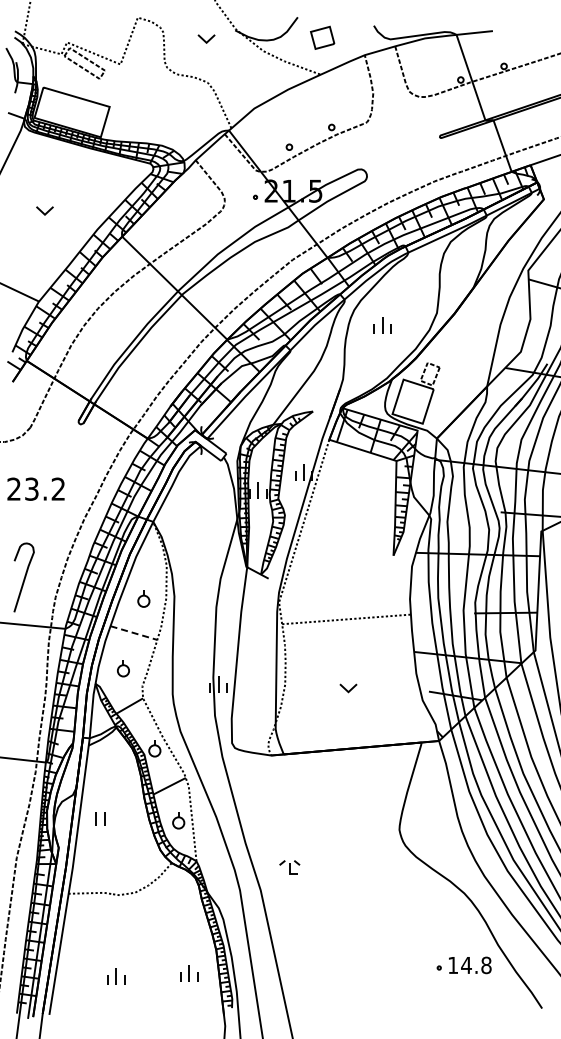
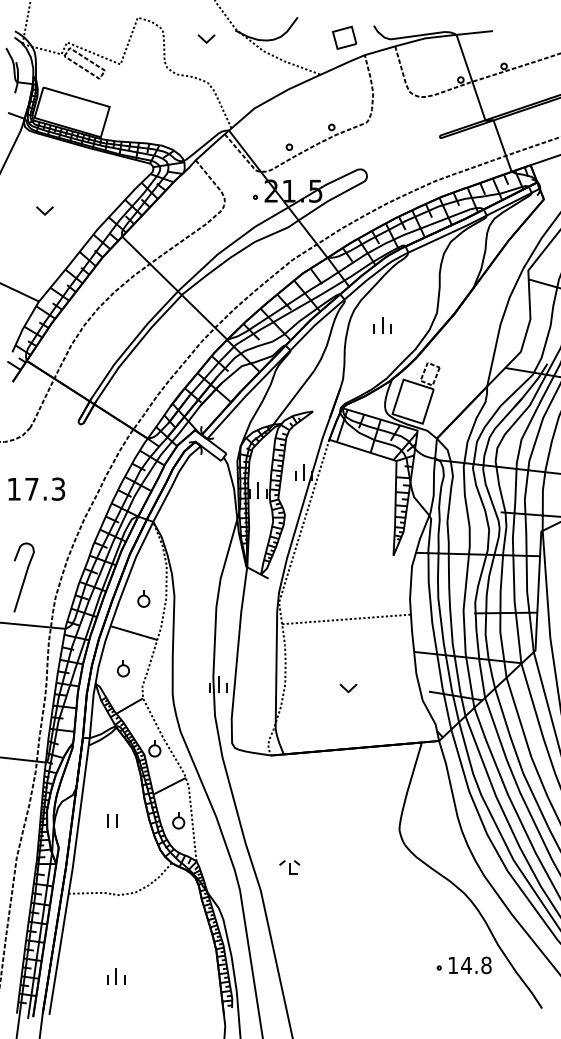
part position: (322, 37) -> (344, 37) (344, 37)
text: 23.2 -> 17.3 (36, 488)
line: dashed -> solid (134, 633)
part position: (100, 818) -> (112, 820) (112, 820)
part: present -> none (189, 973)
